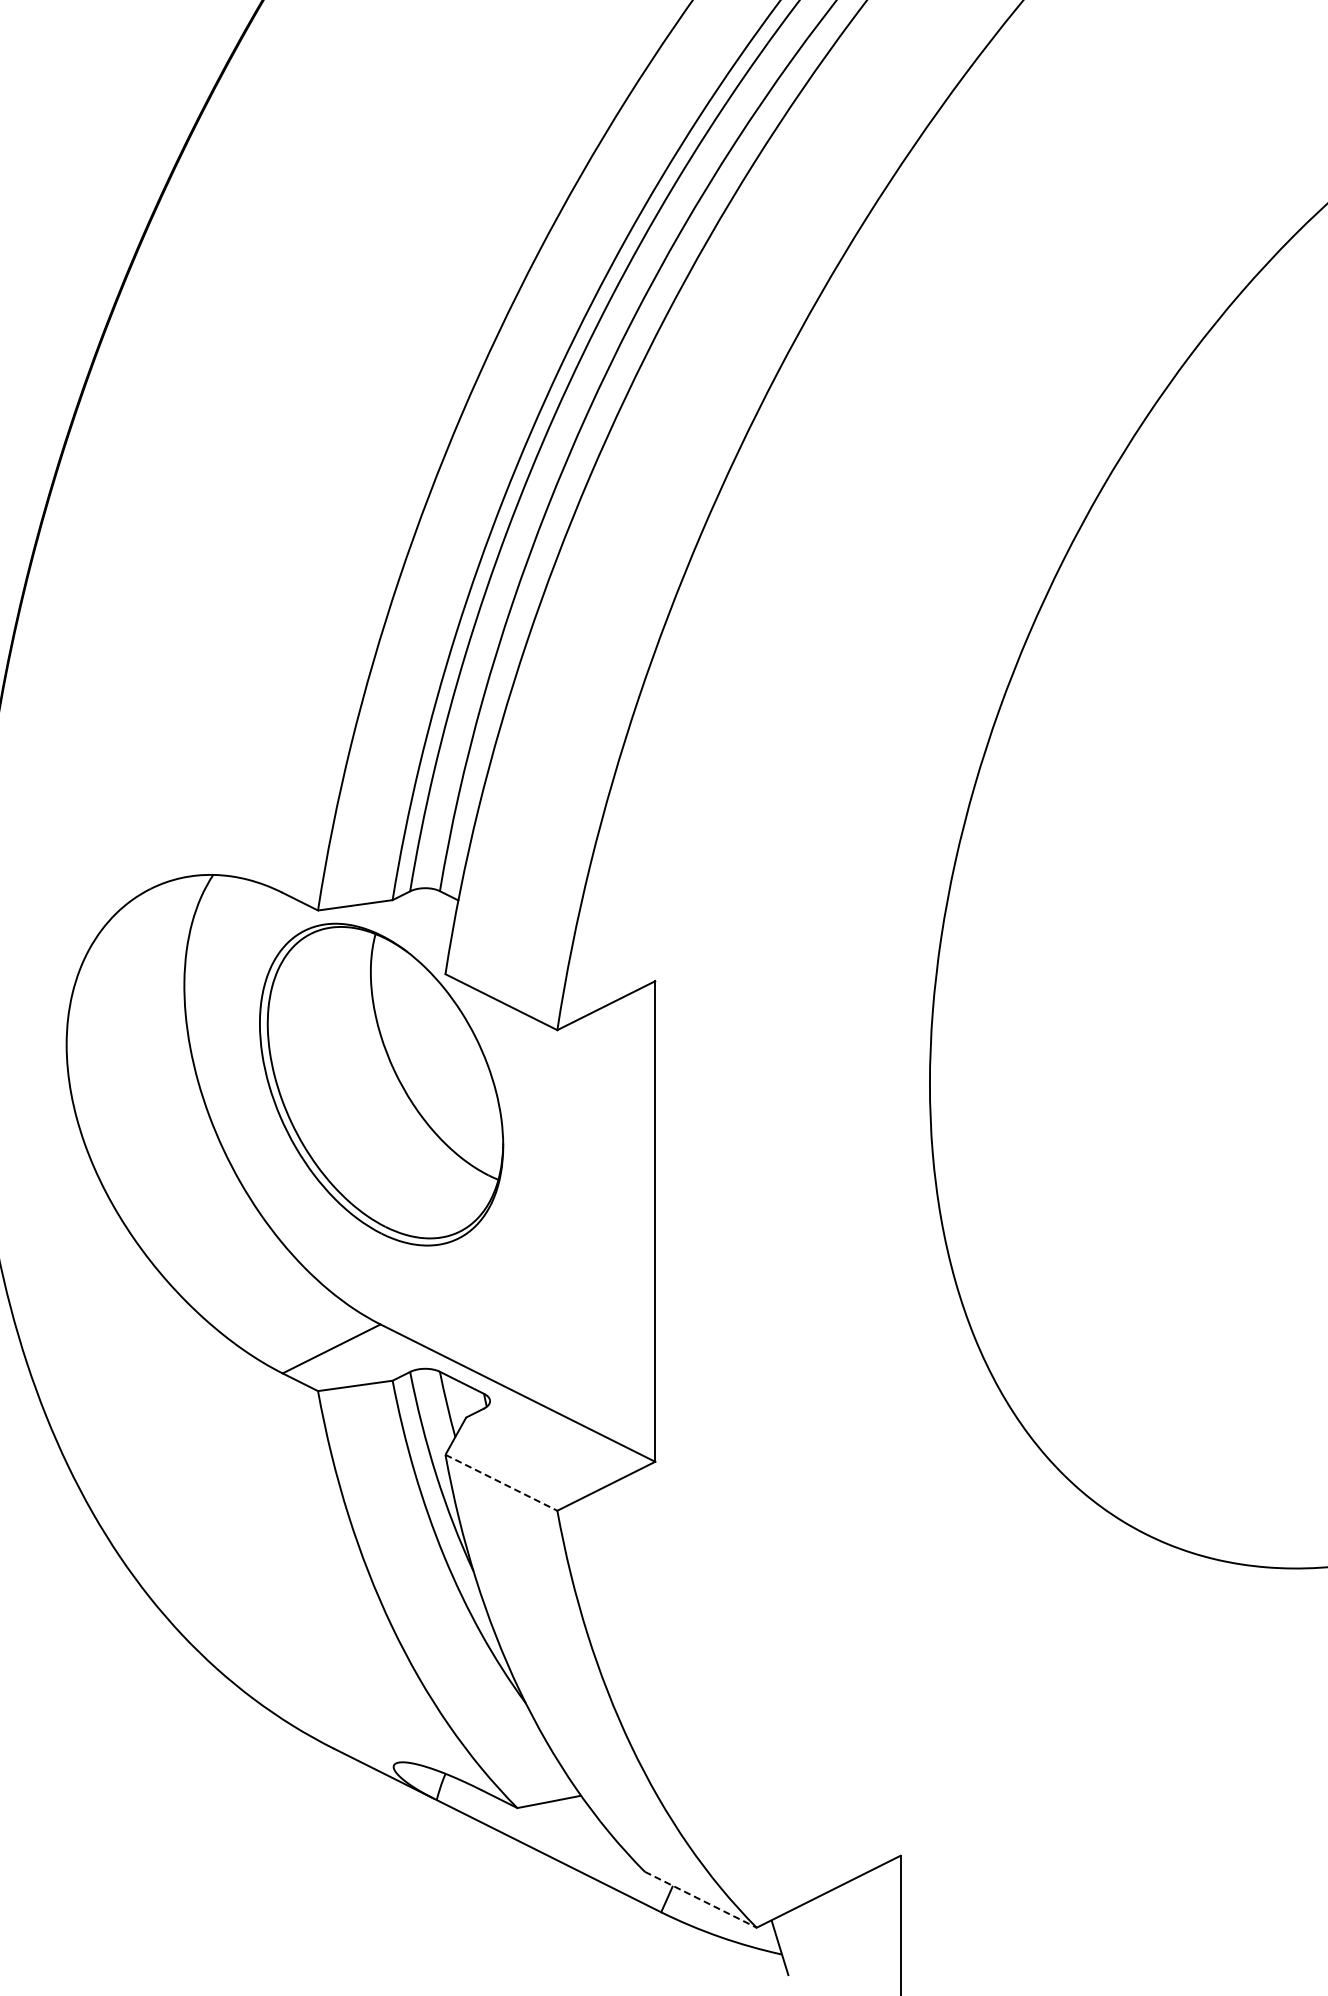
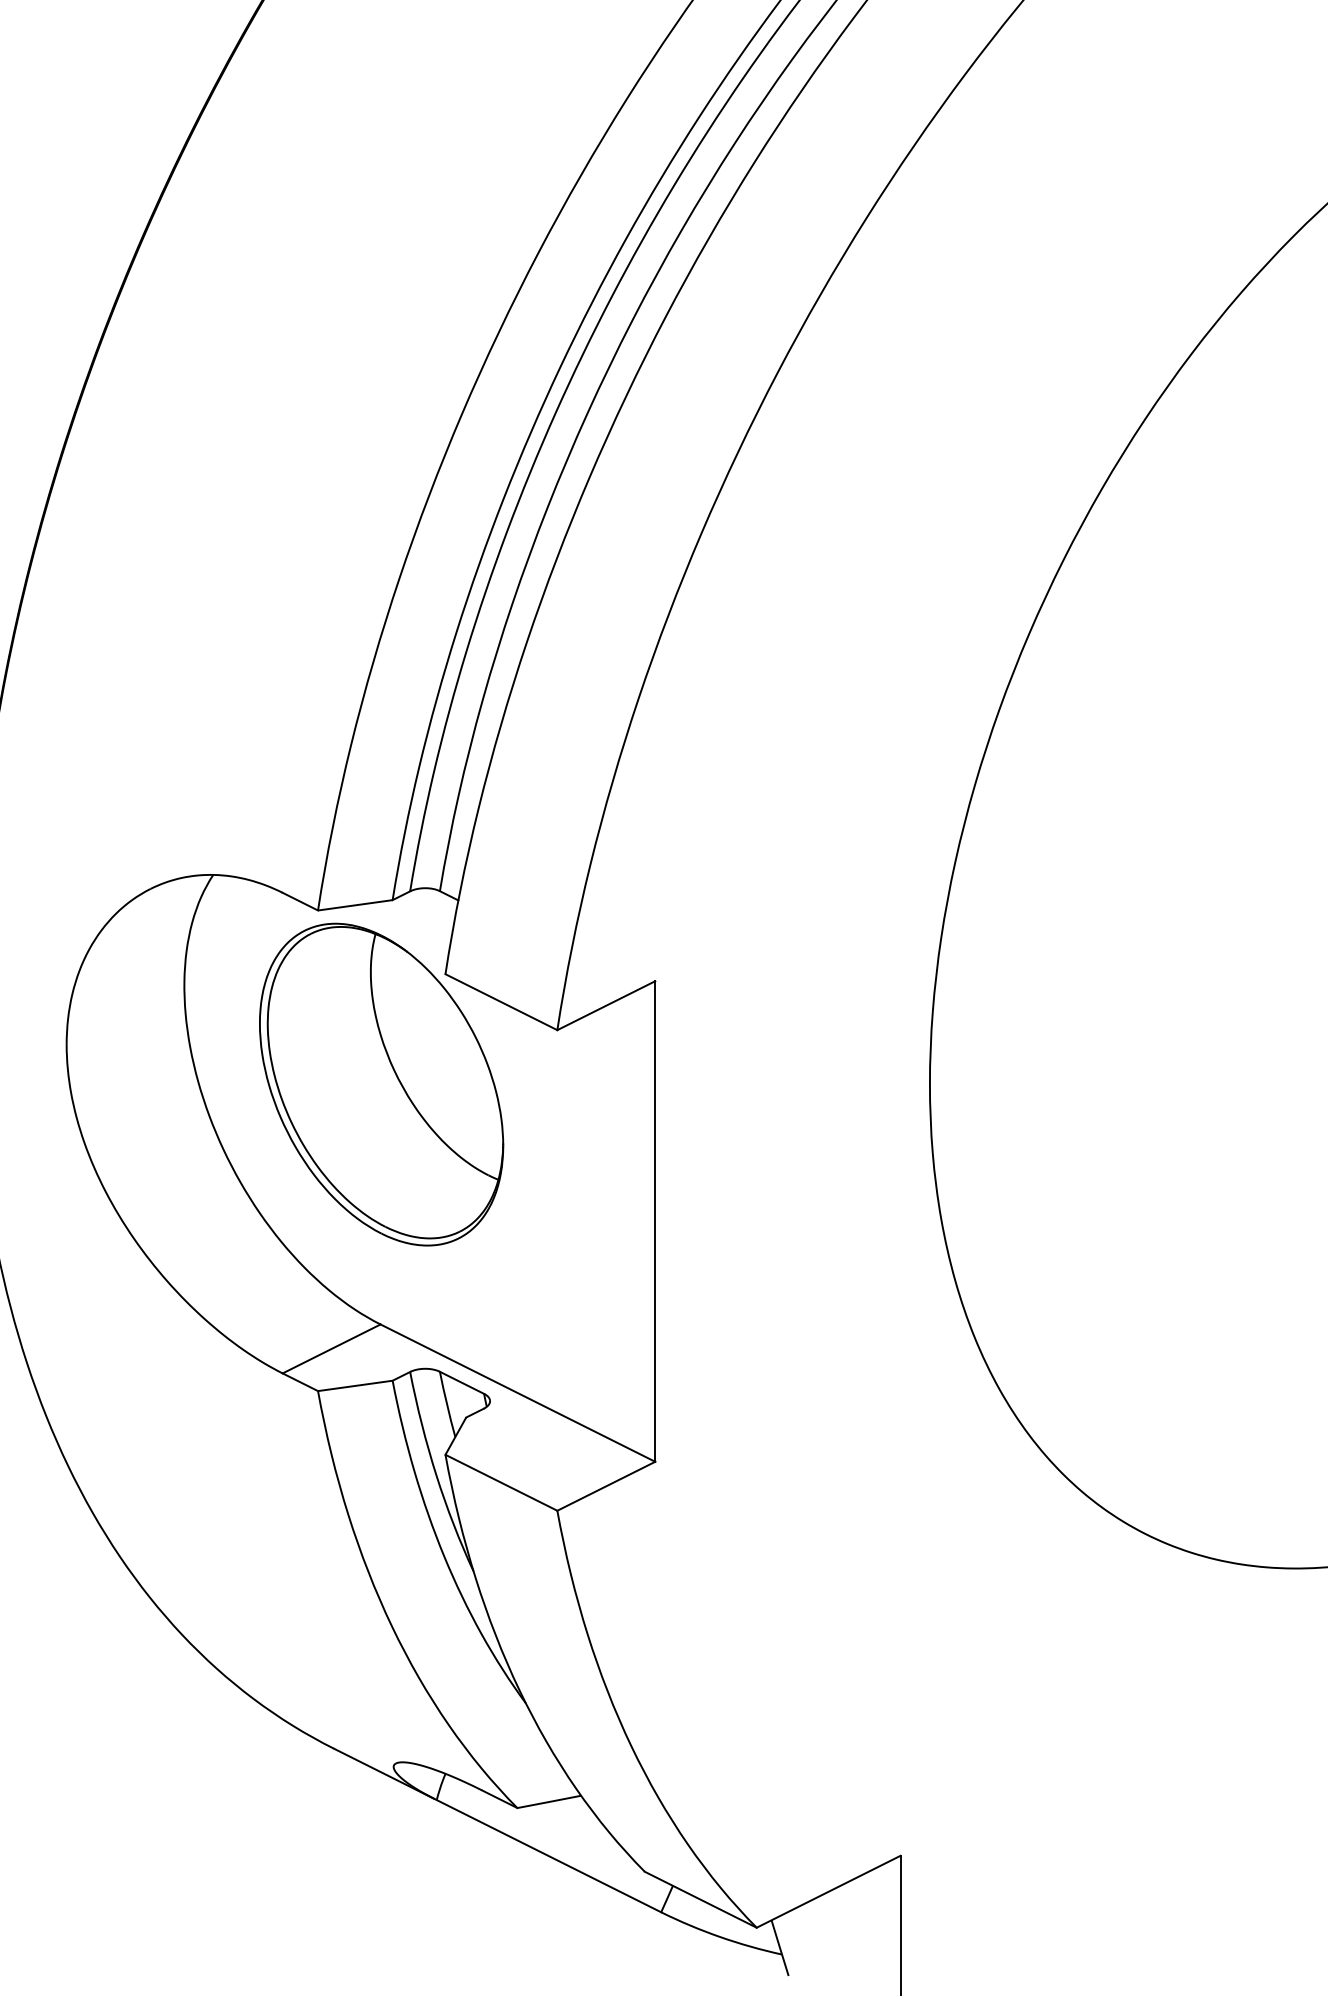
line: dashed -> solid (501, 1482)
line: dashed -> solid (700, 1899)
